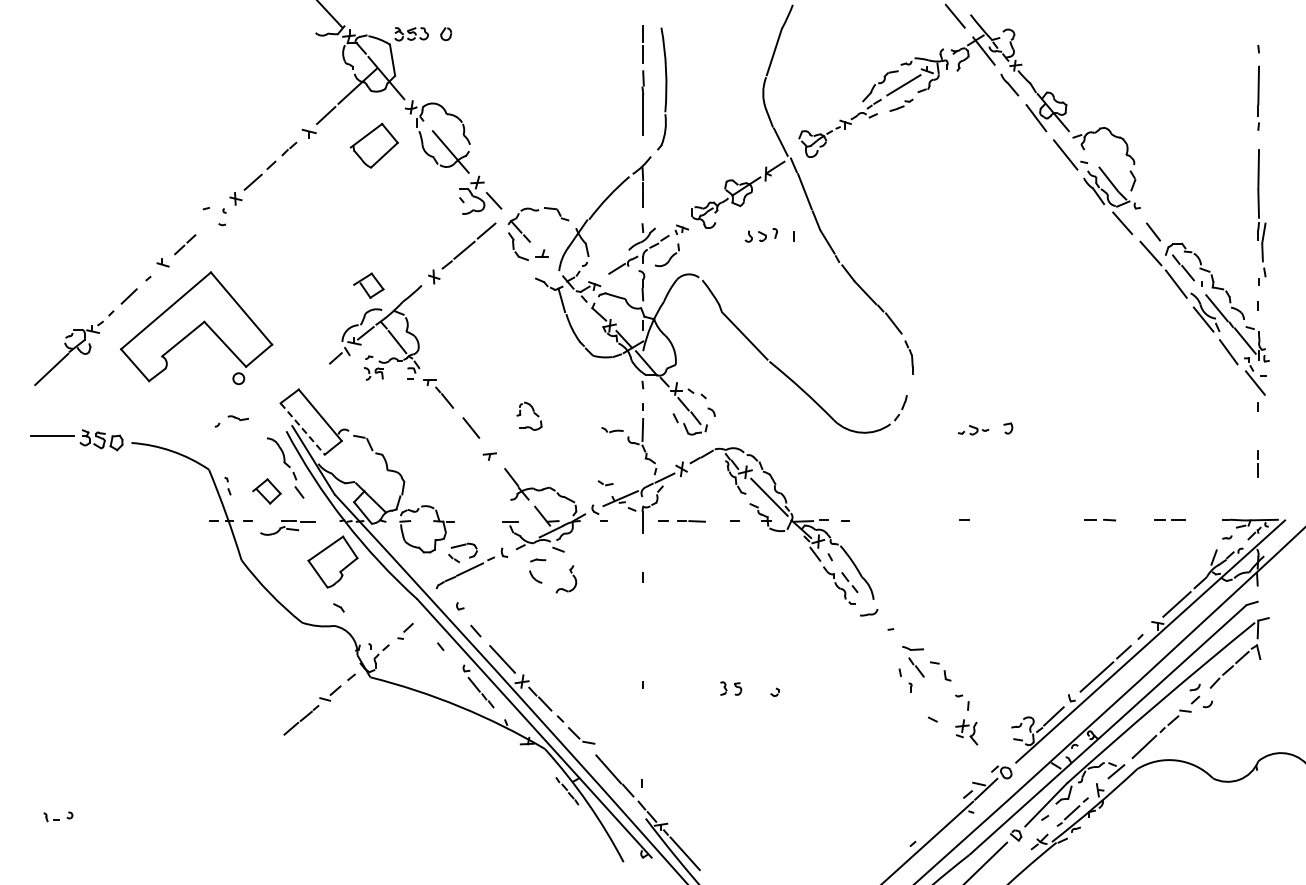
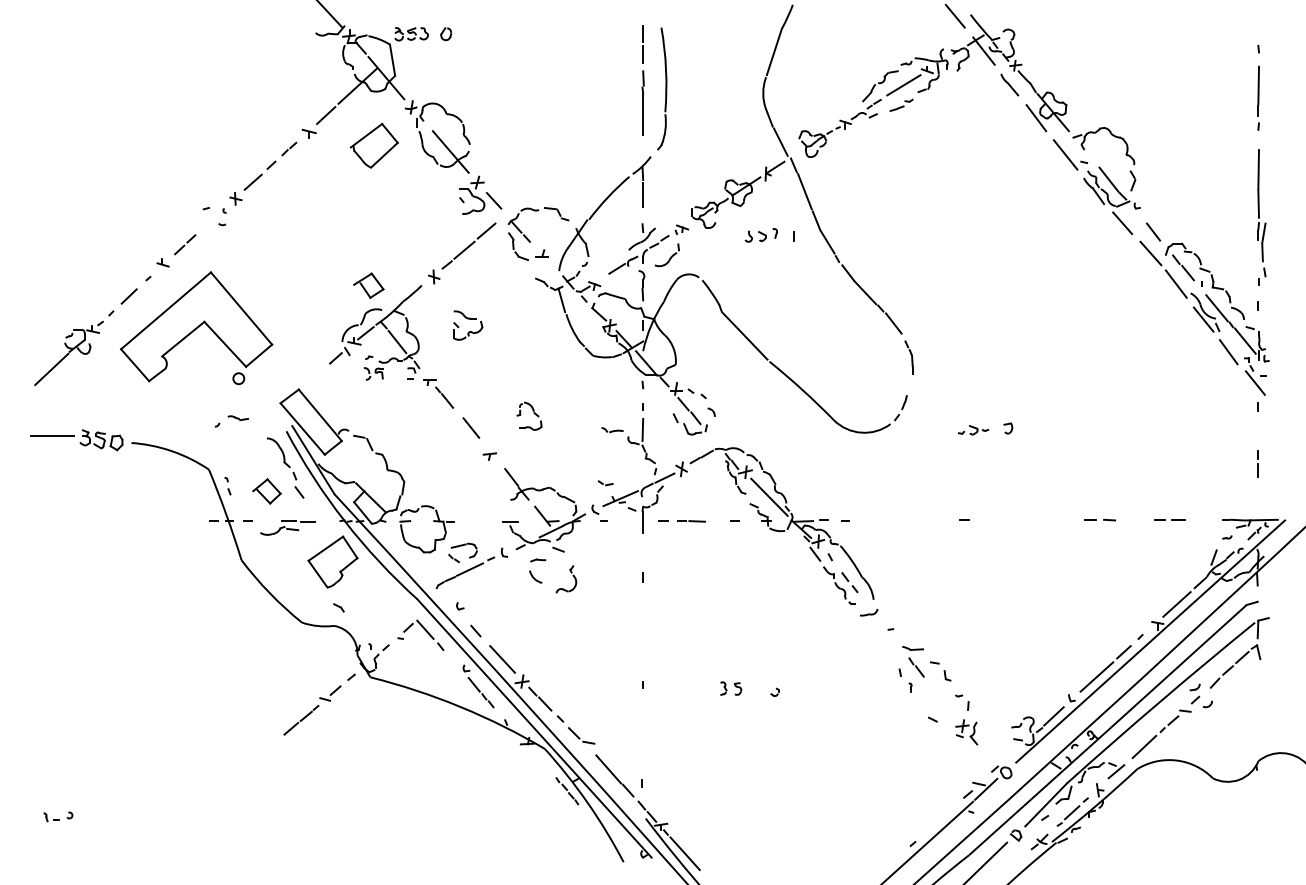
part: none -> present (468, 325)
line: dashed -> solid (302, 428)
line: none -> present (425, 629)
